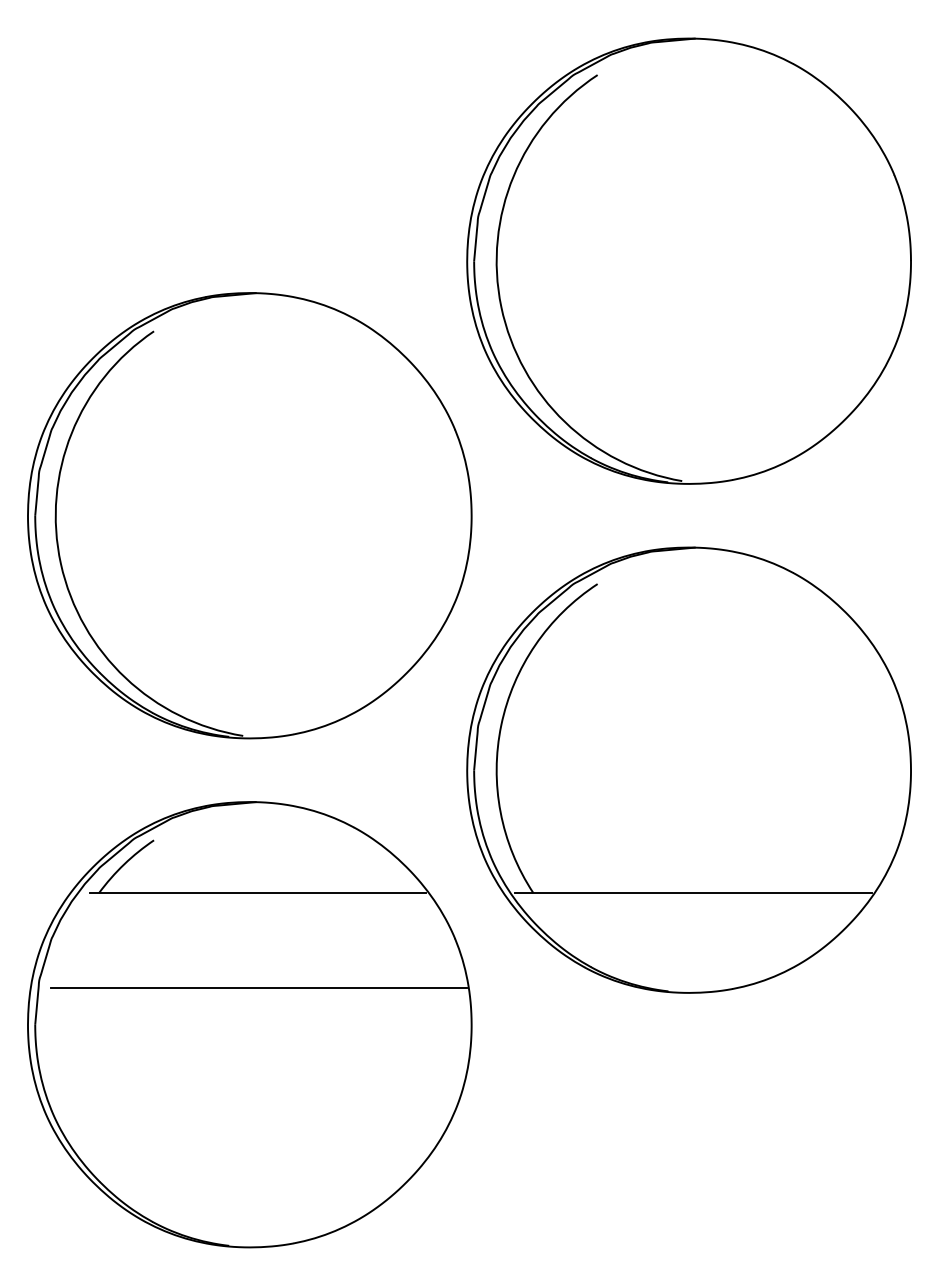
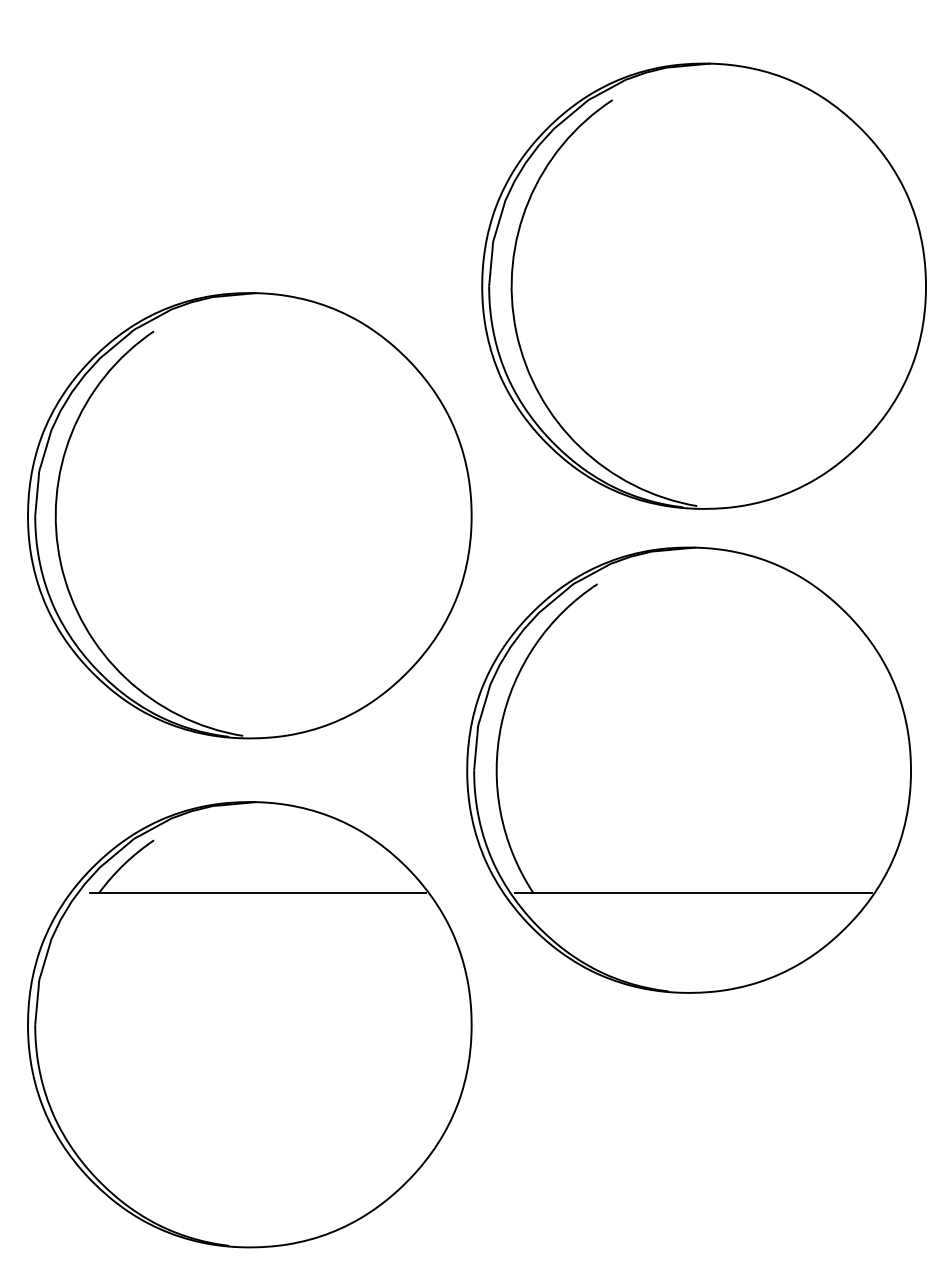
part position: (688, 260) -> (703, 285) (703, 285)
line: present -> none (258, 988)
